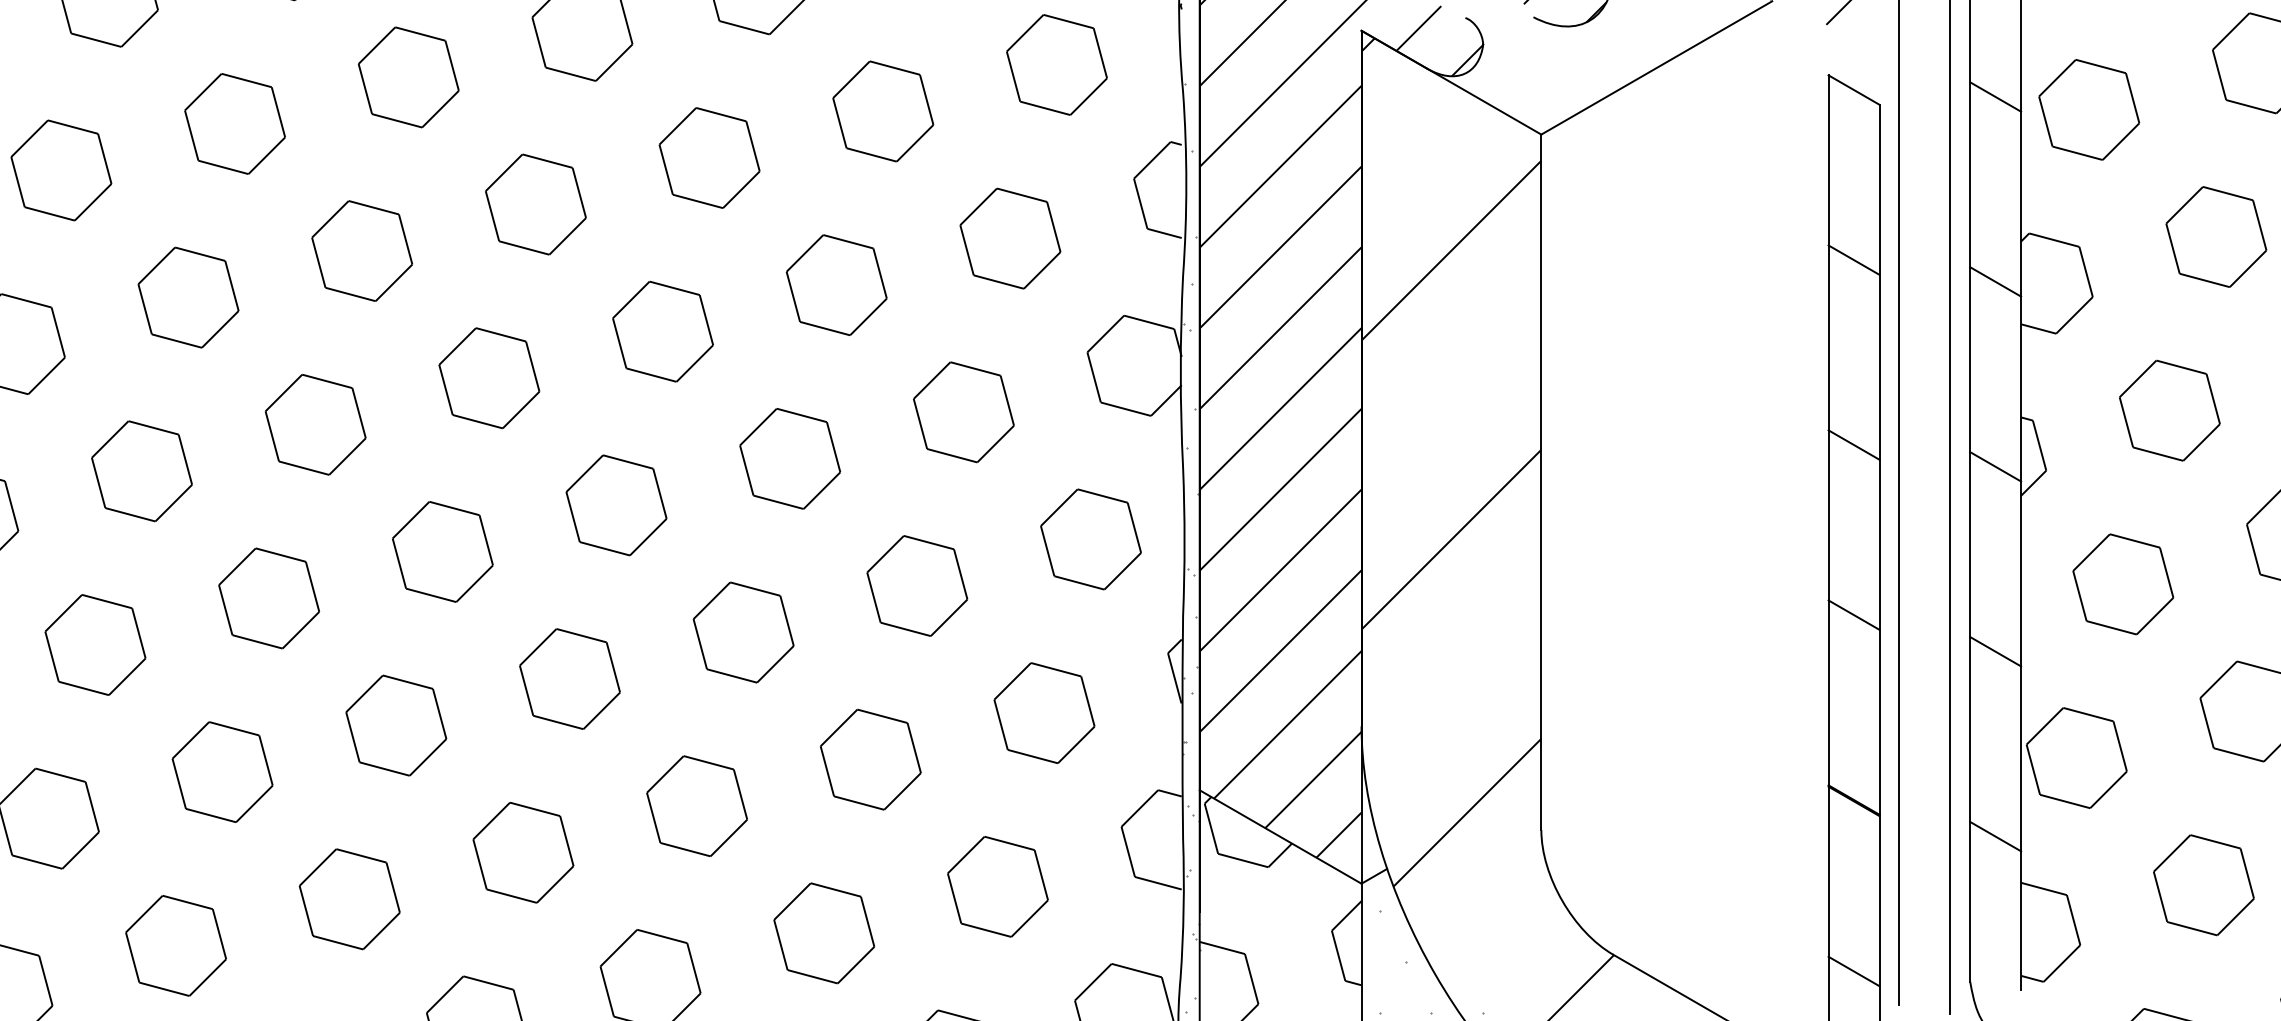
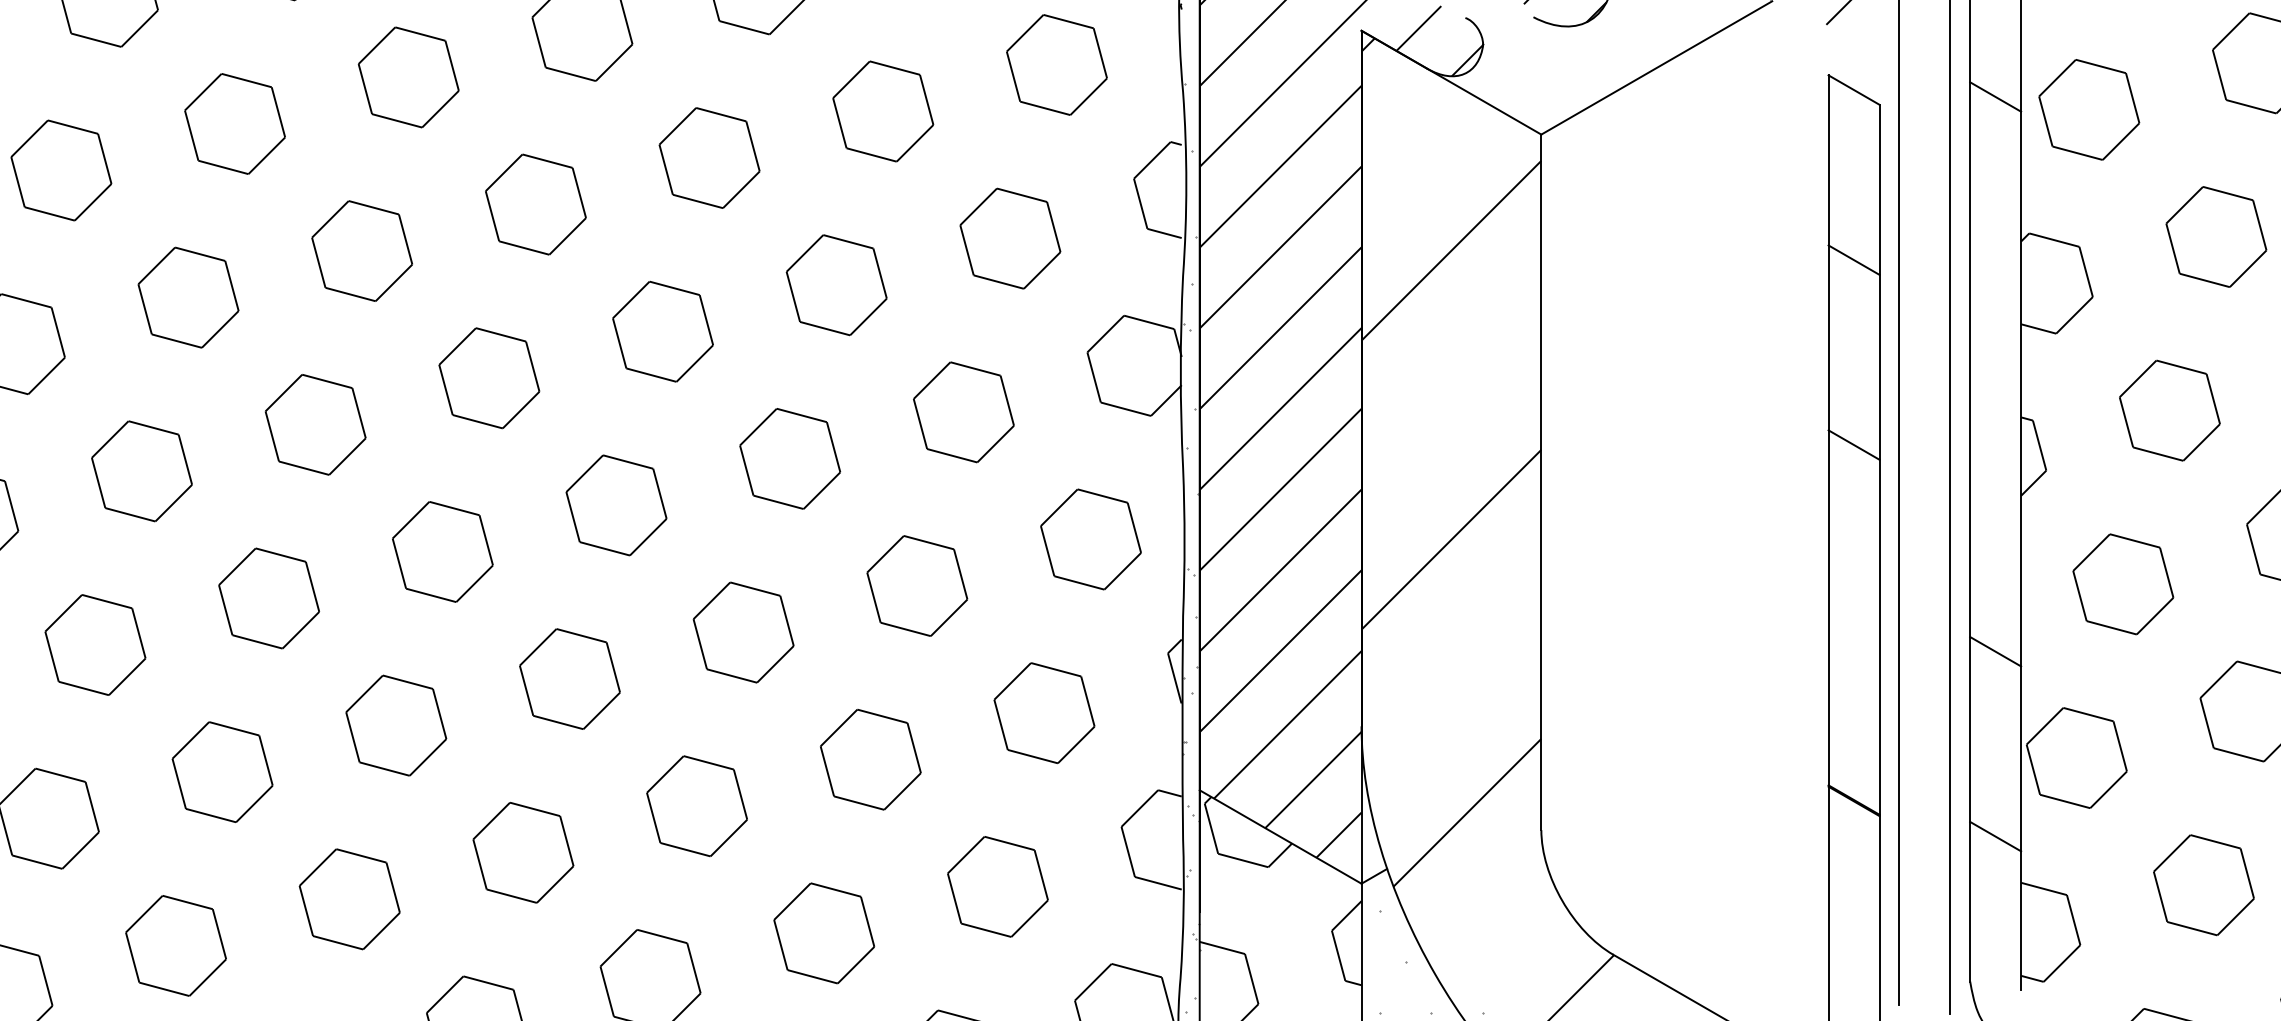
line: present -> none (1995, 281)
line: present -> none (1995, 466)
line: present -> none (1853, 614)
line: present -> none (1853, 971)
